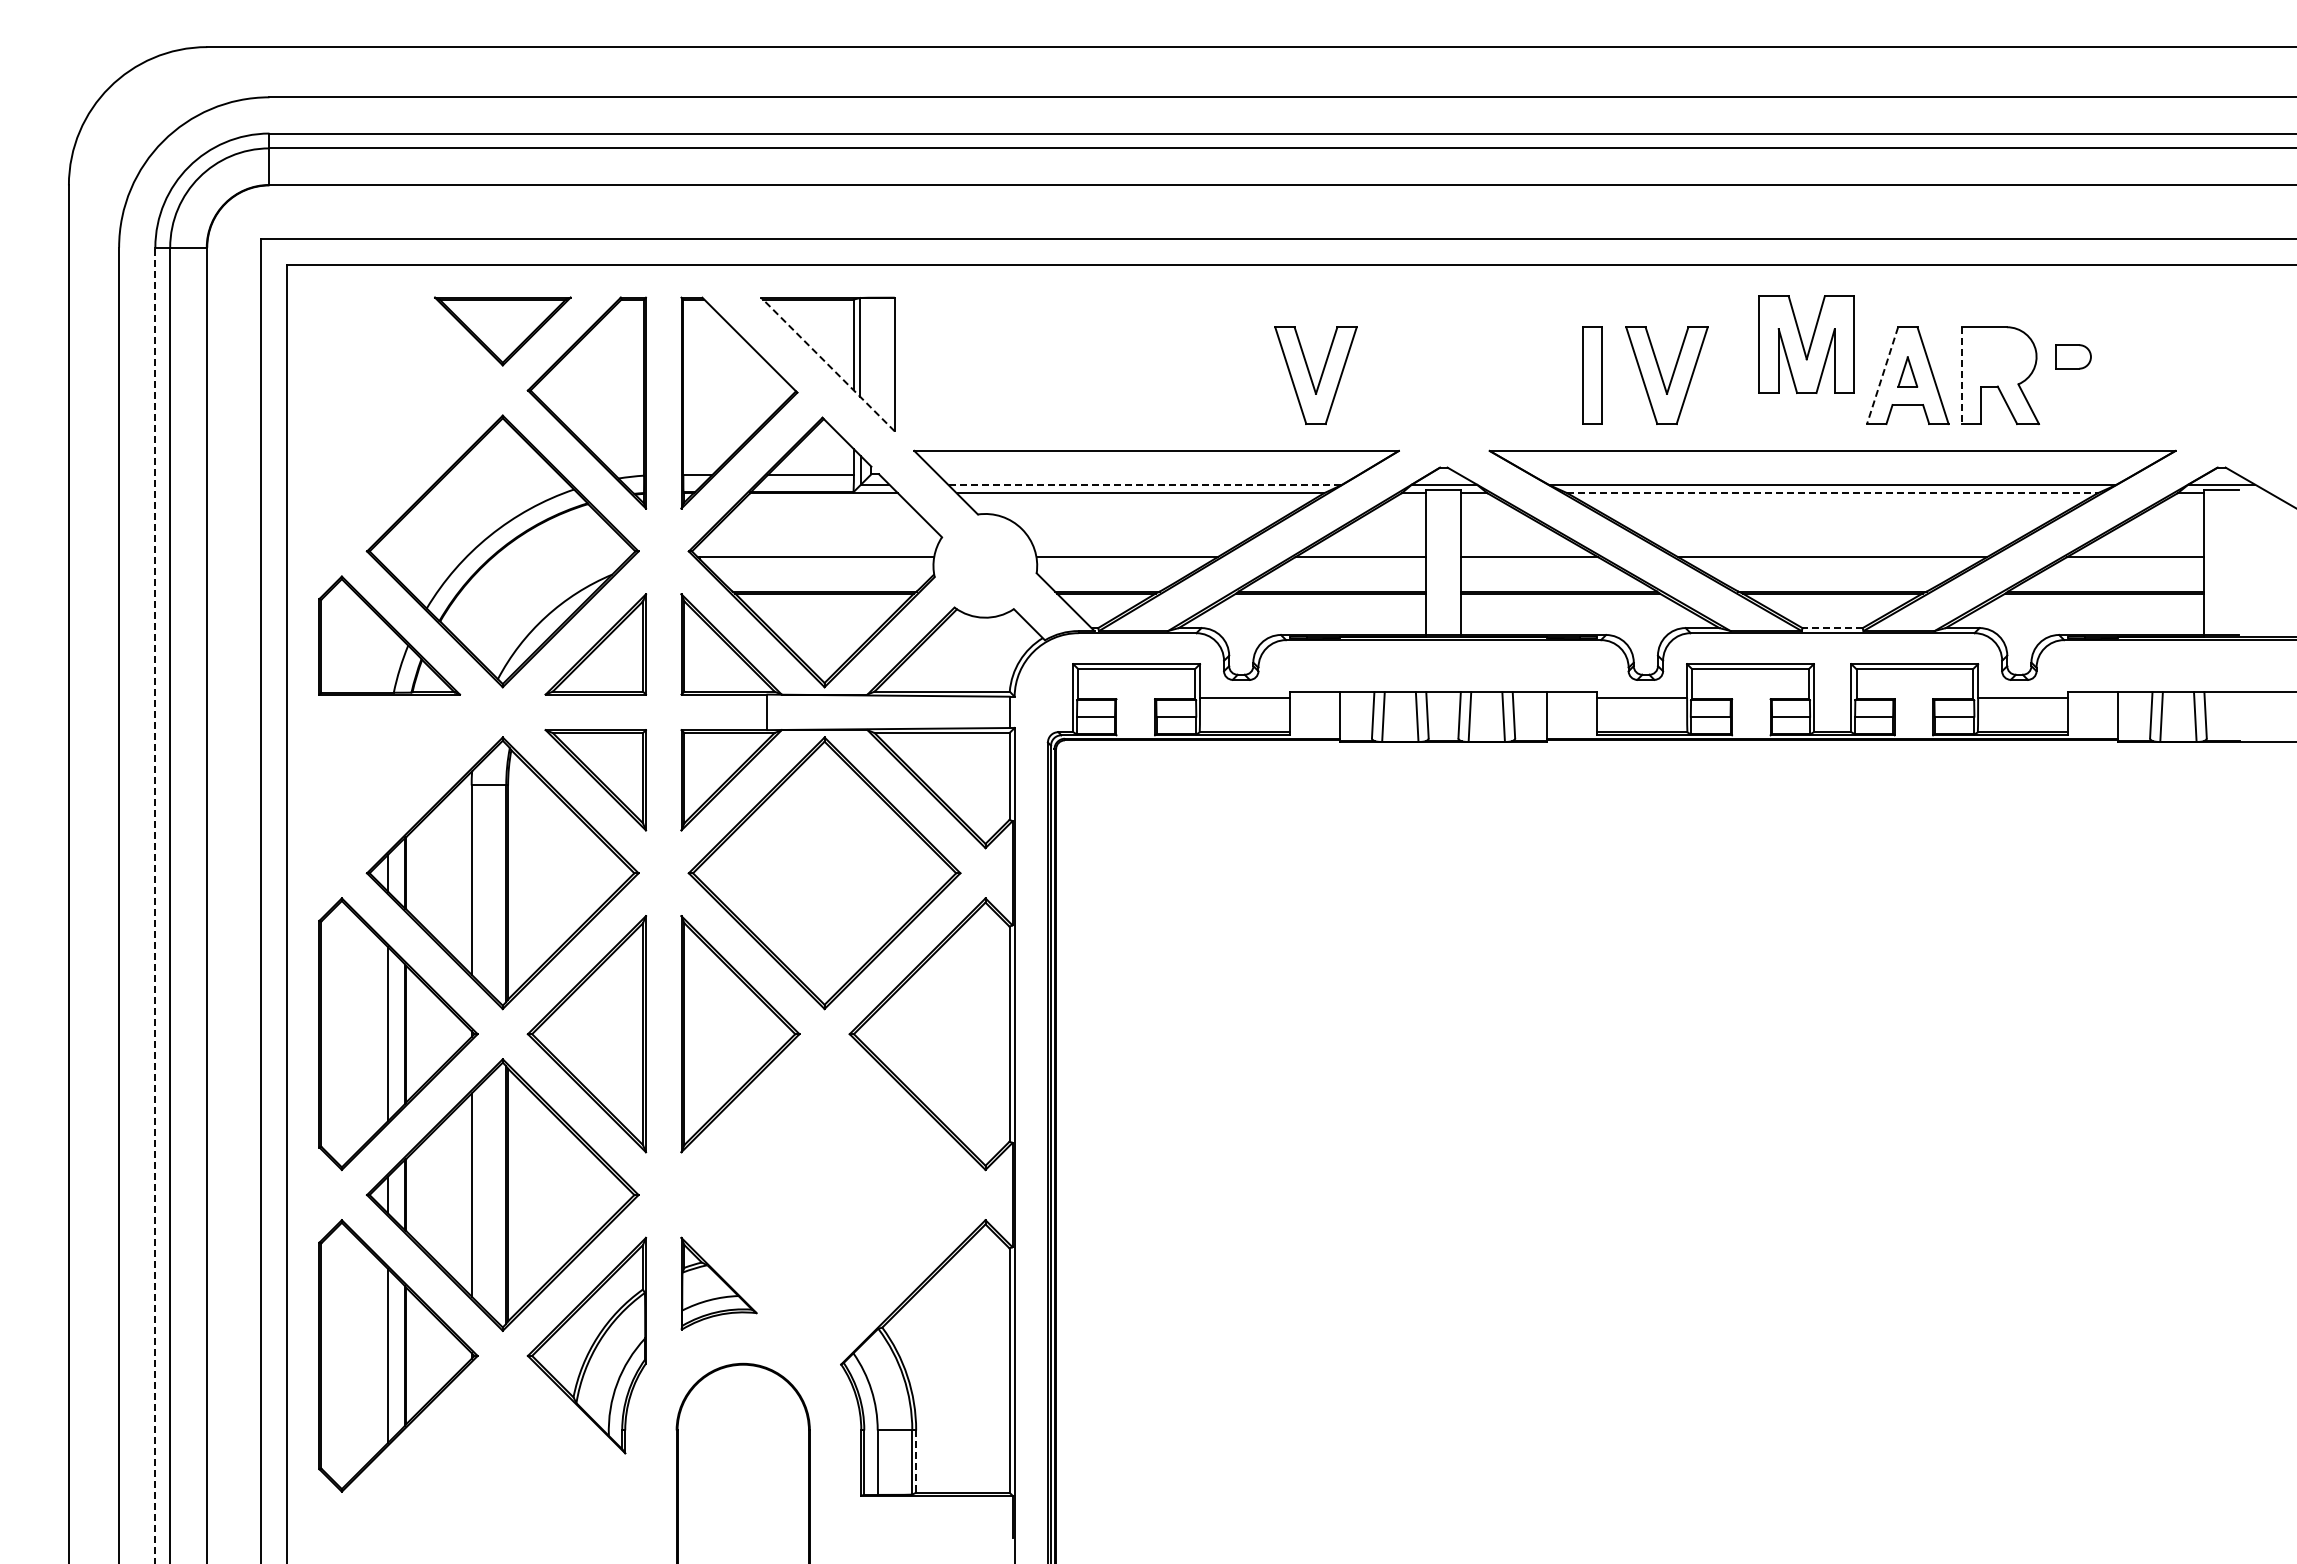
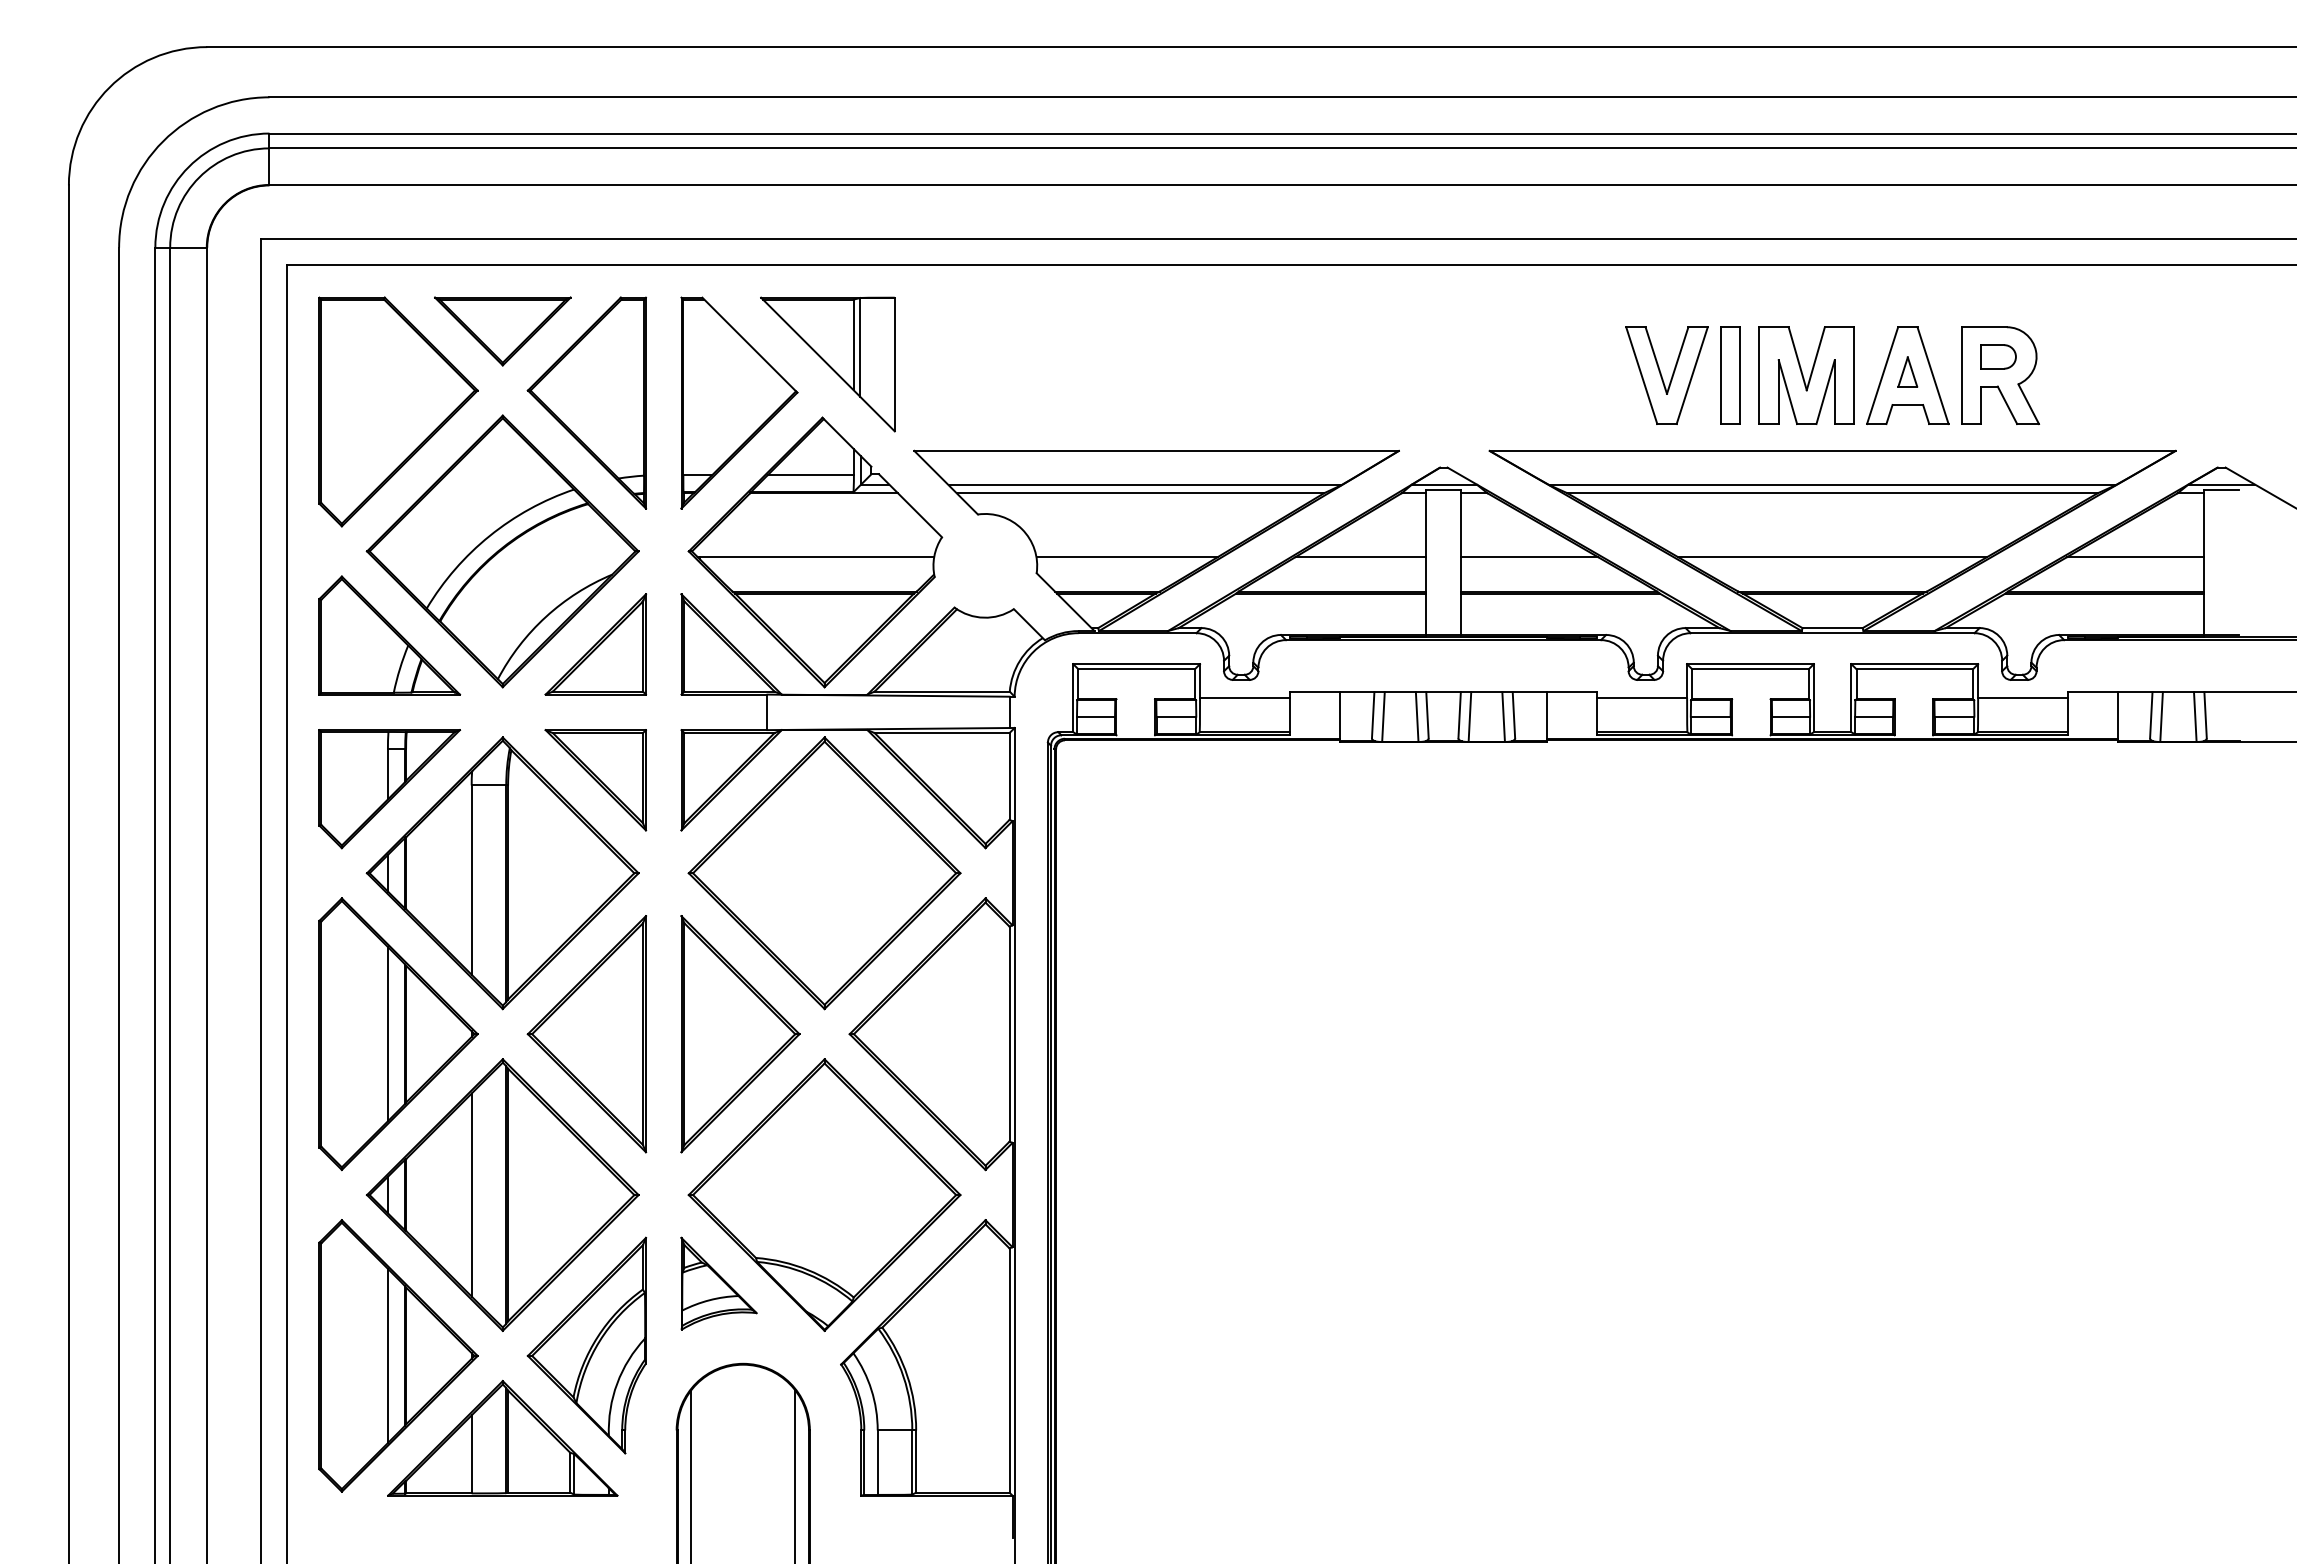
part position: (1806, 344) -> (1806, 375) (1806, 375)
part position: (2073, 356) -> (1998, 356) (1998, 356)
line: dashed -> solid (827, 364)
part: present -> none (1315, 375)
part position: (1592, 375) -> (1730, 375) (1730, 375)
line: dashed -> solid (1882, 375)
line: dashed -> solid (1961, 376)
part: none -> present (398, 411)
line: dashed -> solid (1144, 485)
line: dashed -> solid (1833, 493)
line: dashed -> solid (1832, 628)
part: none -> present (389, 789)
line: dashed -> solid (155, 905)
part: none -> present (824, 1194)
part: none -> present (502, 1437)
line: dashed -> solid (916, 1462)
line: none -> present (691, 1475)
line: none -> present (795, 1475)
